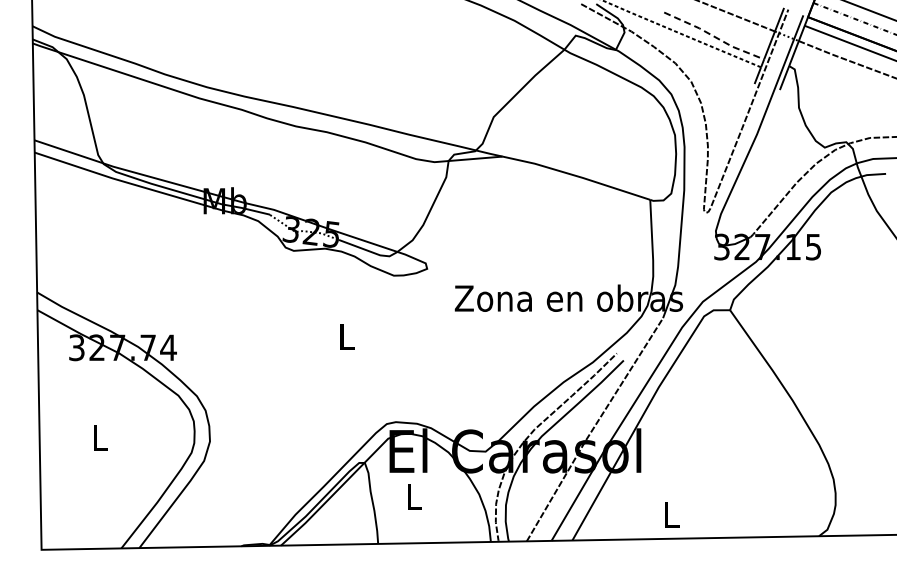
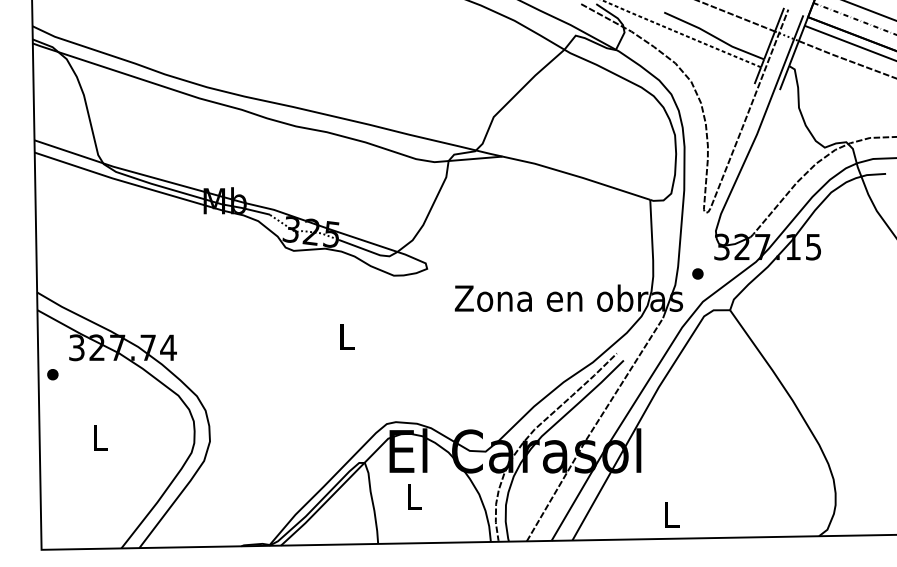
line: dashed -> solid (714, 36)
part: none -> present (697, 273)
part: none -> present (52, 374)
